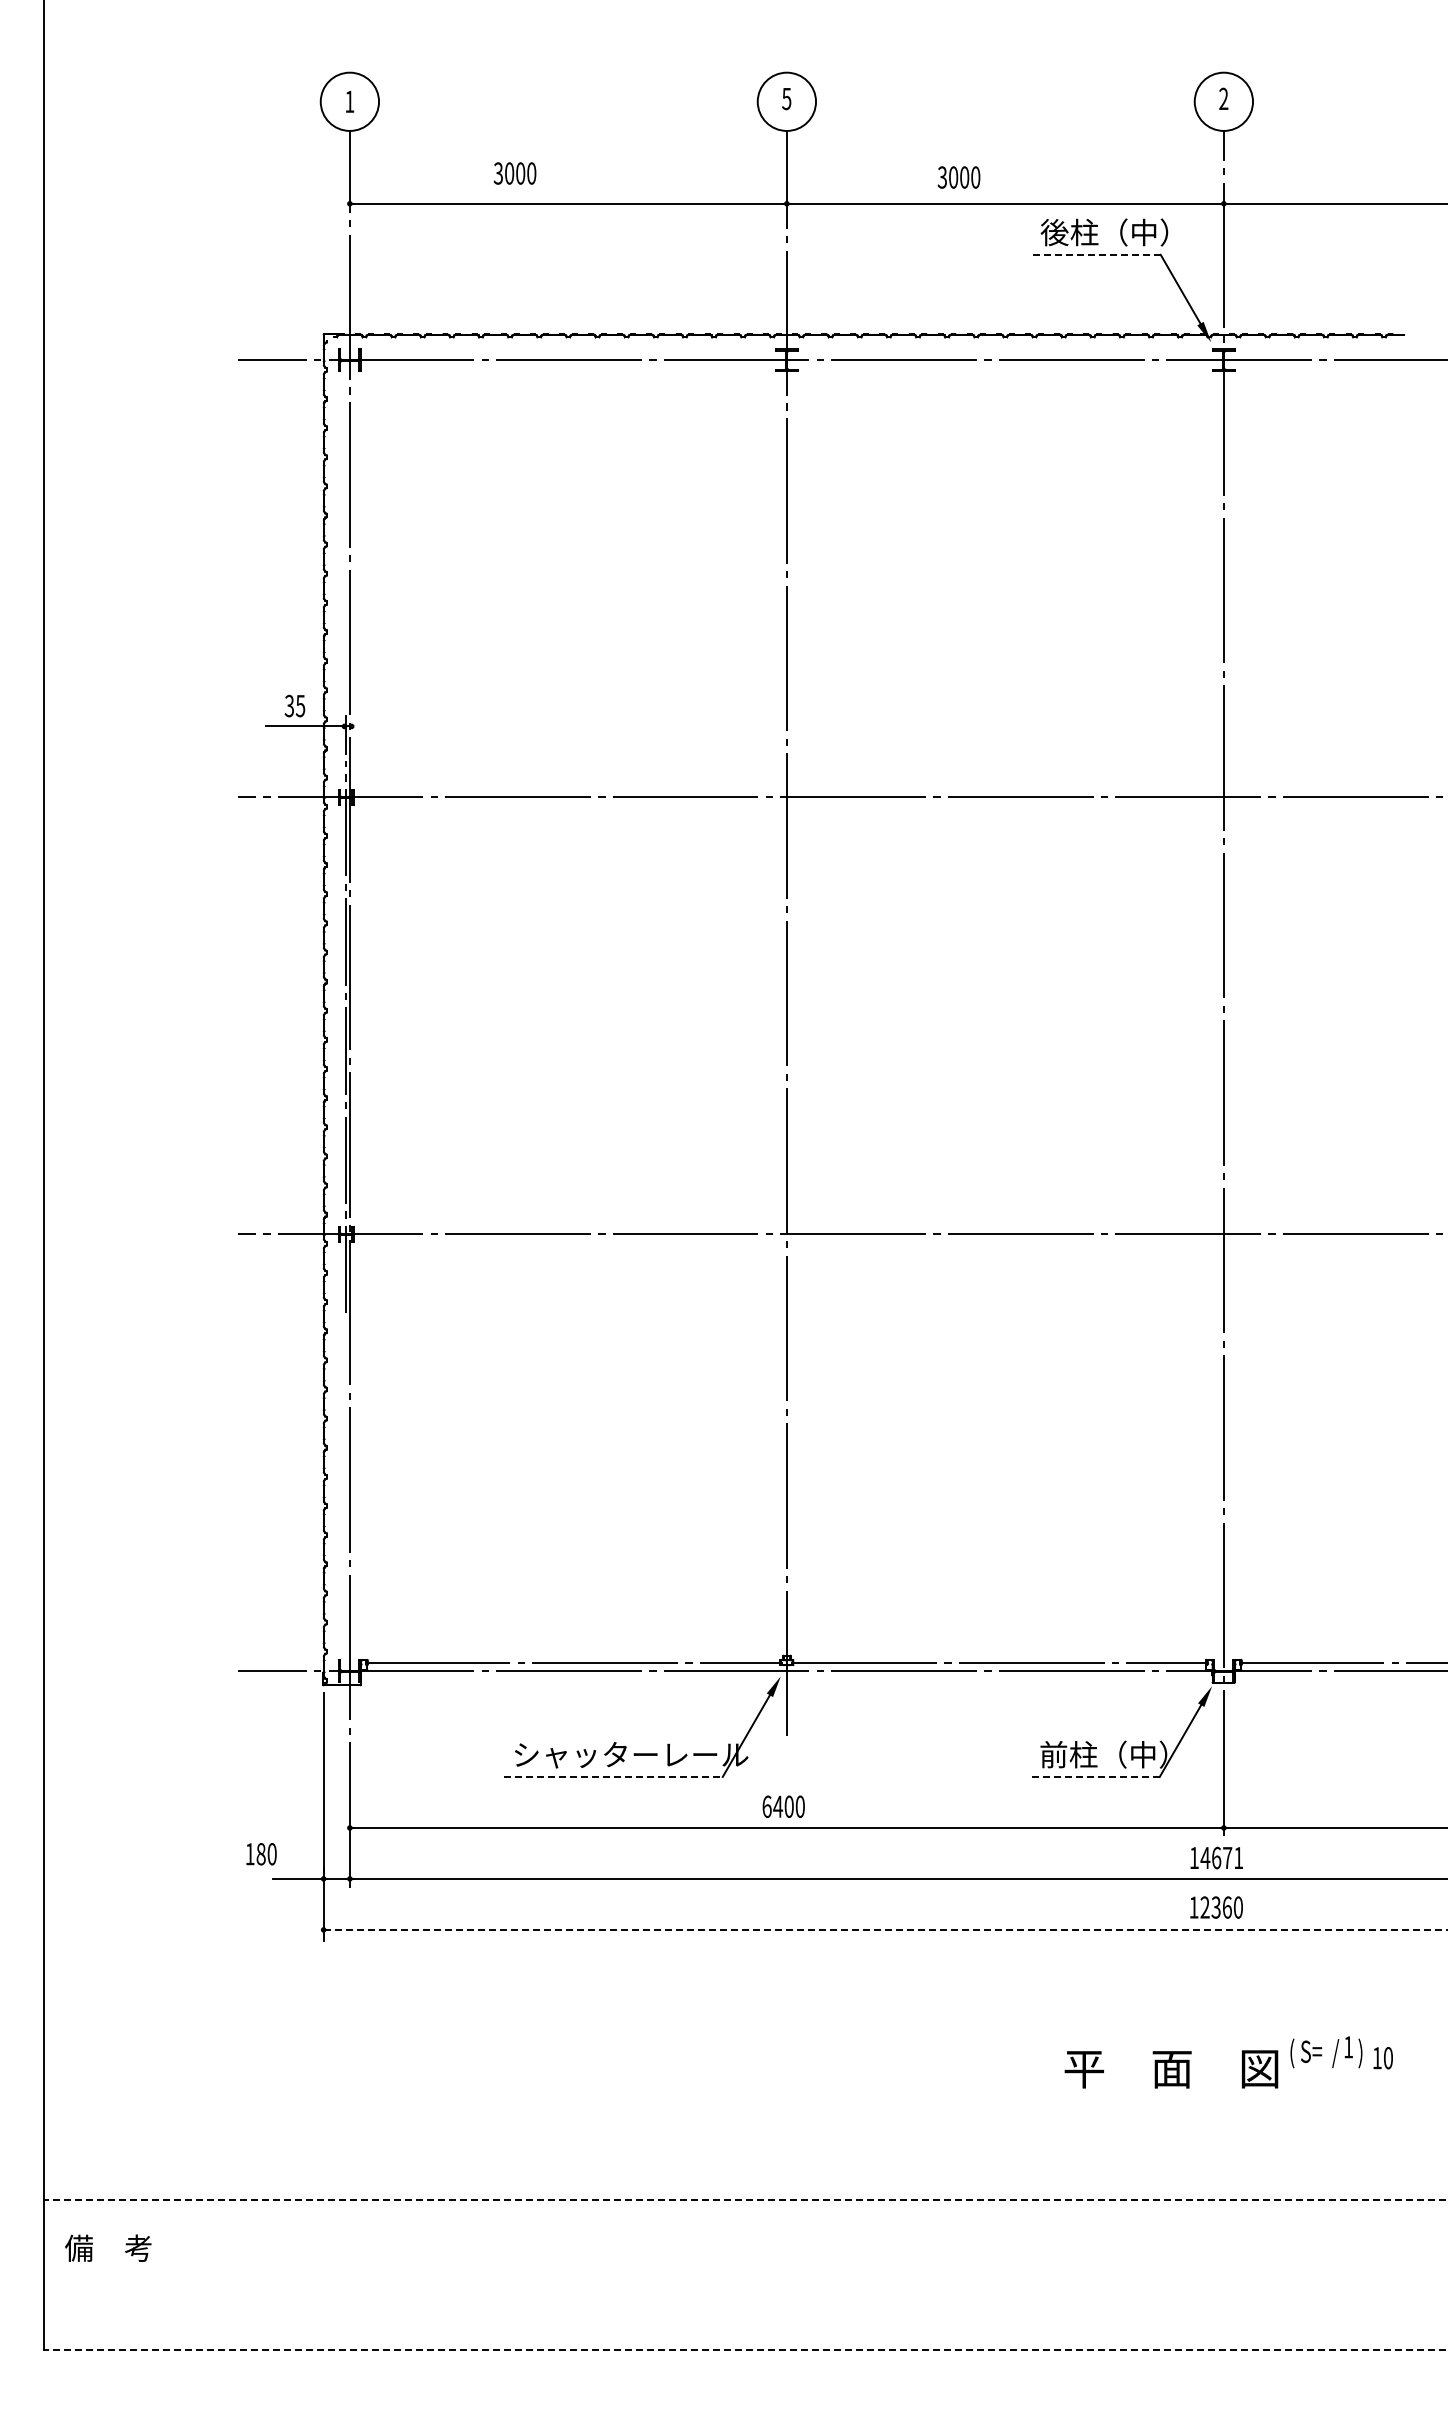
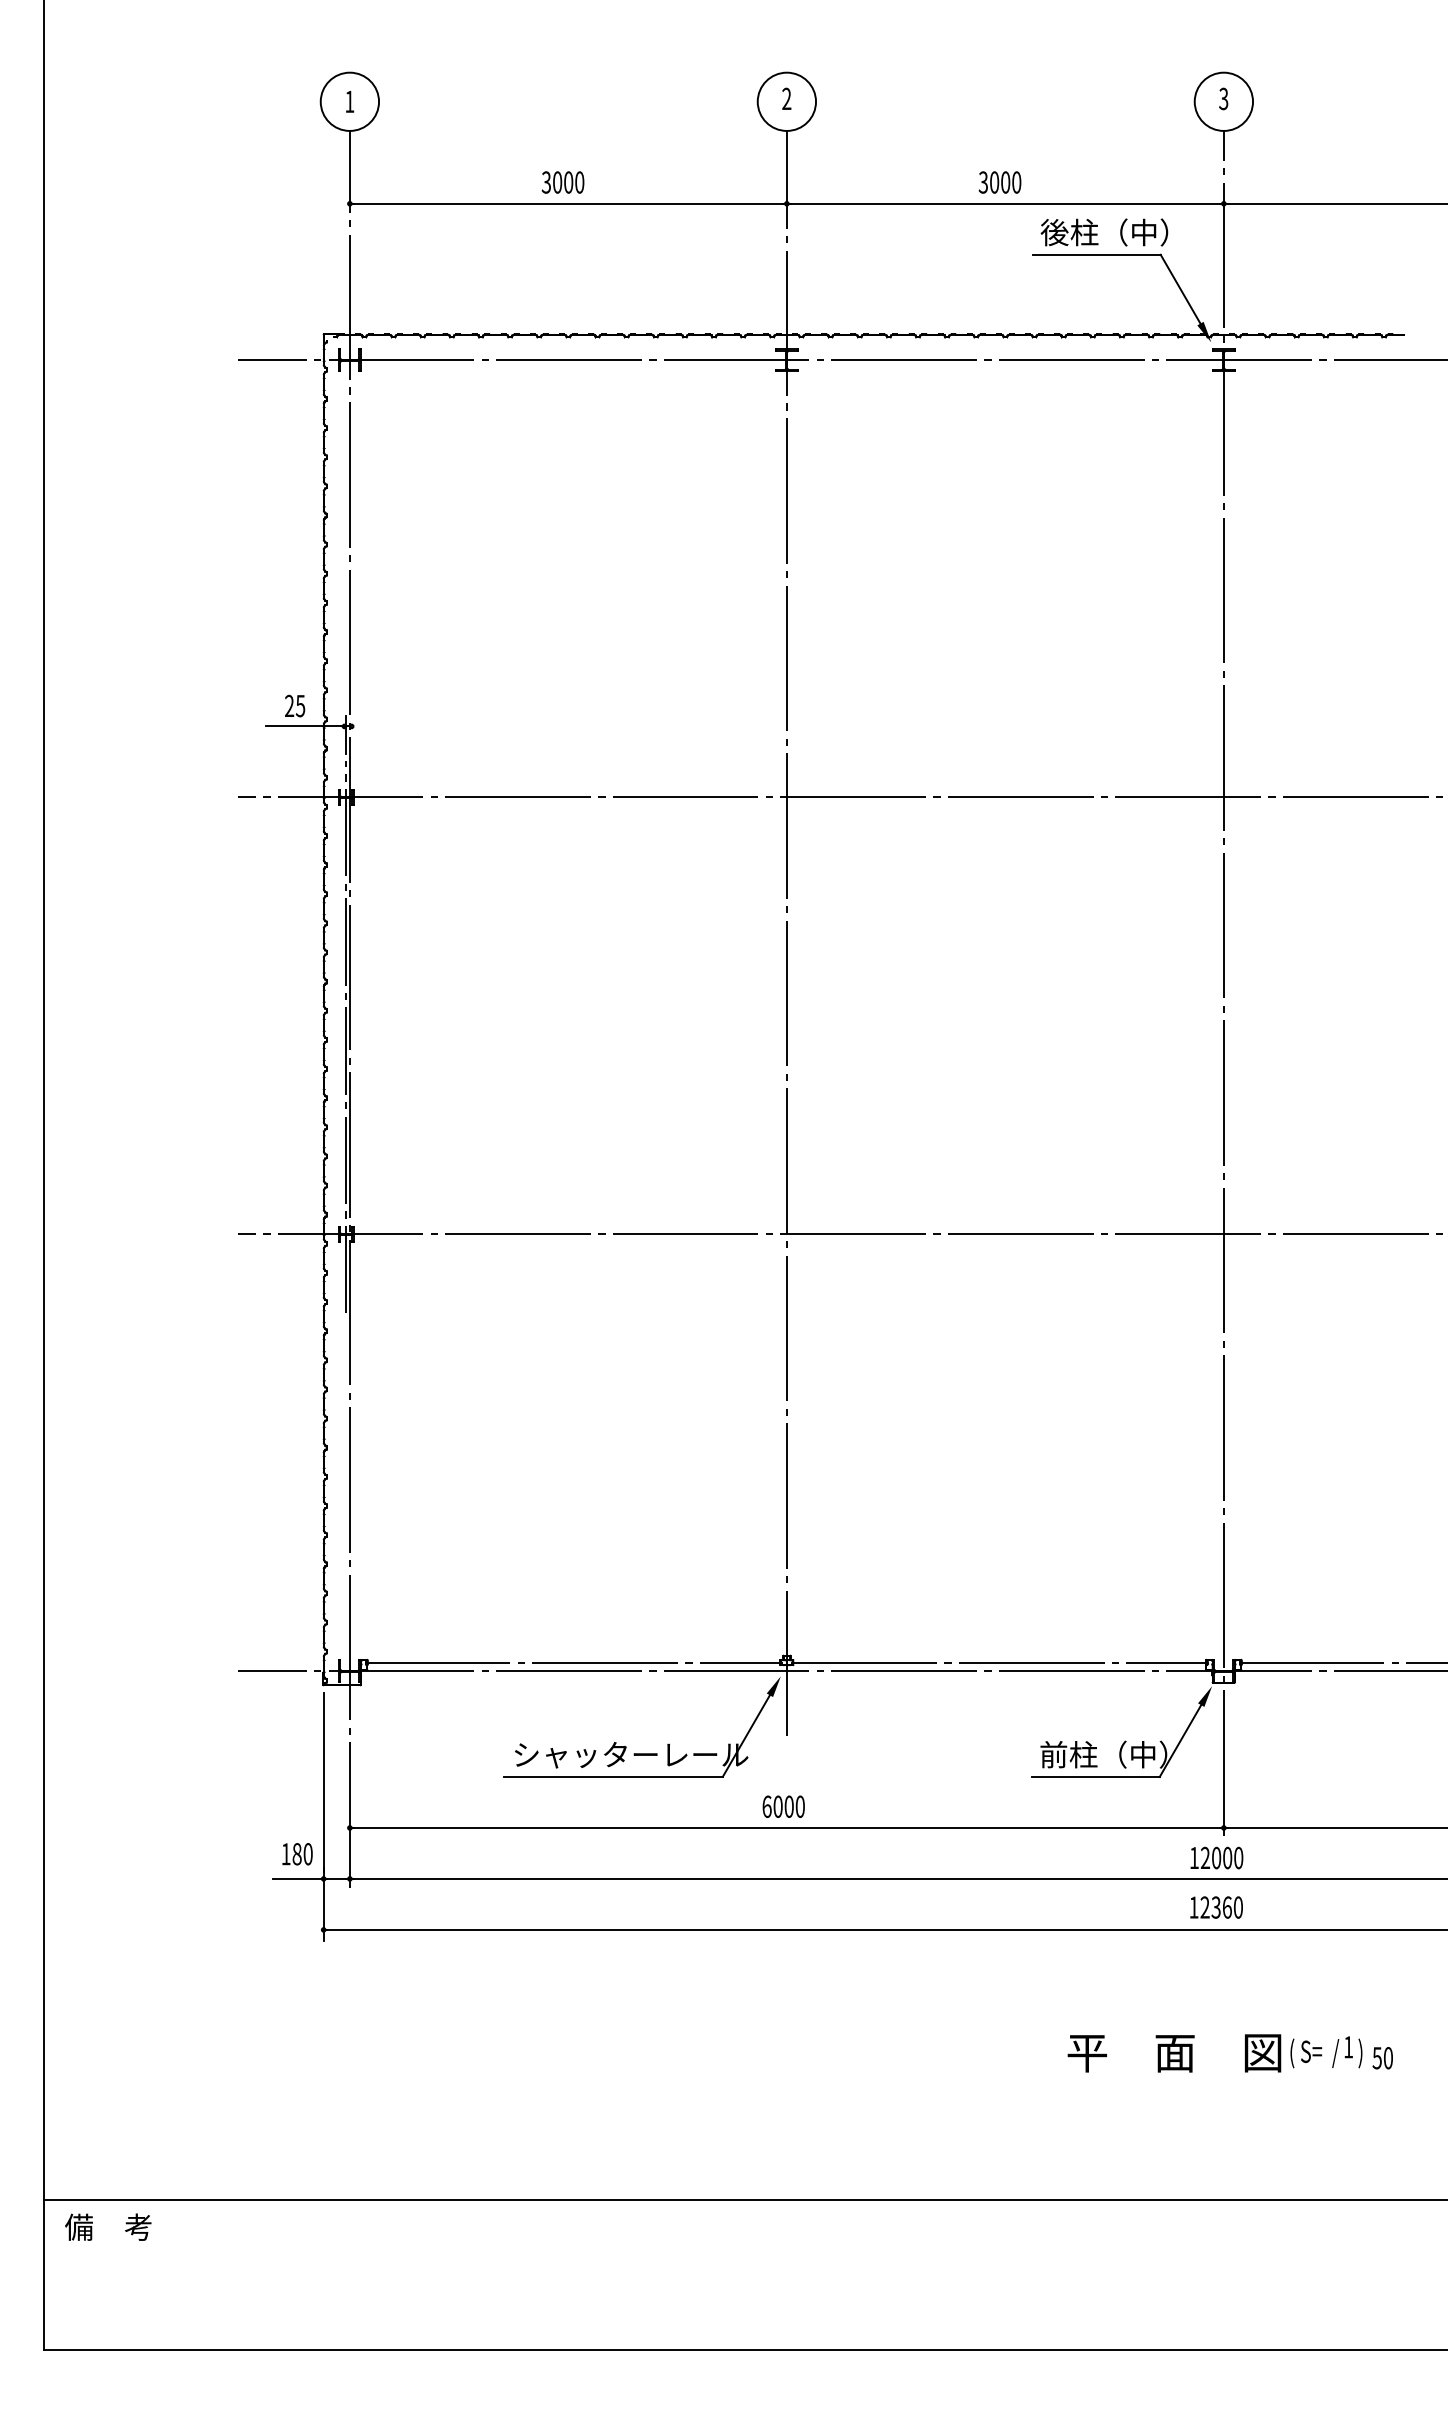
text: 5 -> 2 (786, 98)
text: 2 -> 3 (1223, 99)
text position: (514, 173) -> (562, 182) (562, 182)
text position: (958, 177) -> (999, 182) (999, 182)
line: dashed -> solid (1097, 254)
text: 35 -> 25 (289, 706)
line: dashed -> solid (614, 1776)
line: dashed -> solid (1096, 1776)
text: 6400 -> 6000 (778, 1806)
text position: (261, 1854) -> (297, 1854) (297, 1854)
text: 14671 -> 12000 (1221, 1857)
line: dashed -> solid (885, 1929)
text: 10 -> 50 (1376, 2058)
text position: (1171, 2069) -> (1174, 2053) (1174, 2053)
line: dashed -> solid (745, 2199)
text position: (108, 2247) -> (108, 2226) (108, 2226)
line: dashed -> solid (745, 2350)
